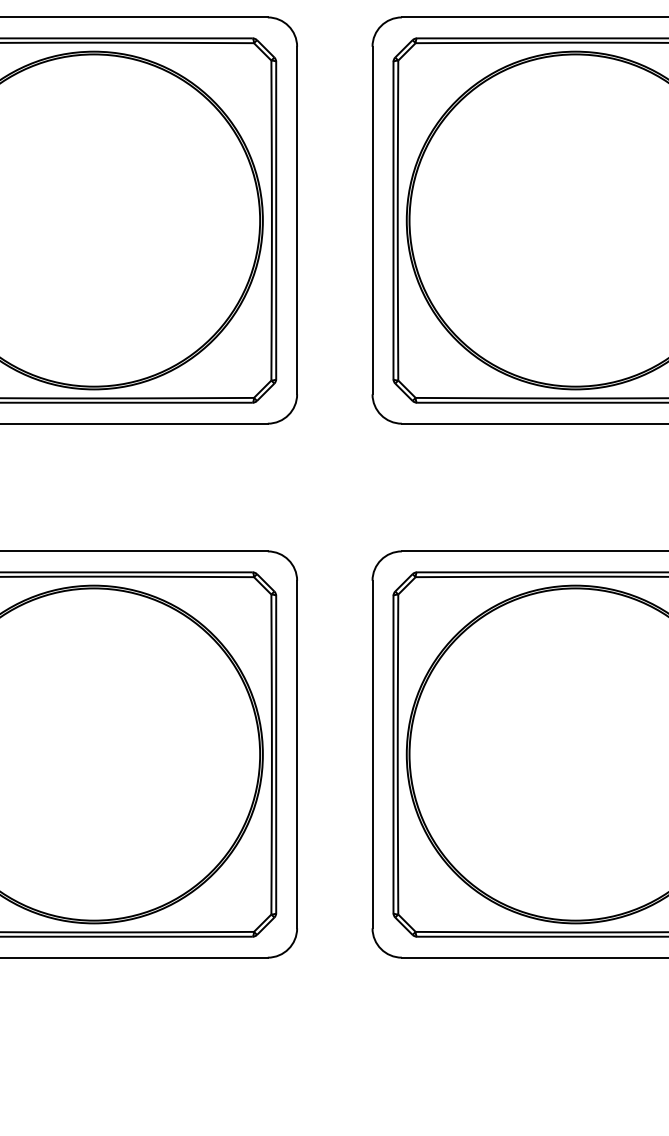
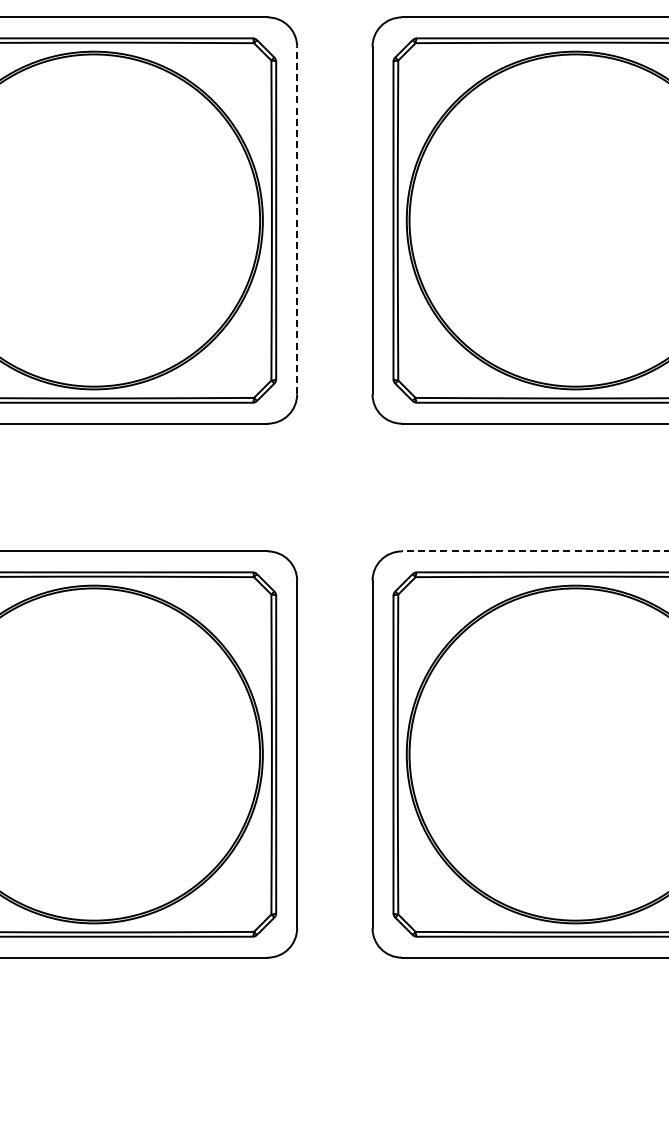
line: solid -> dashed (297, 220)
line: solid -> dashed (534, 551)
